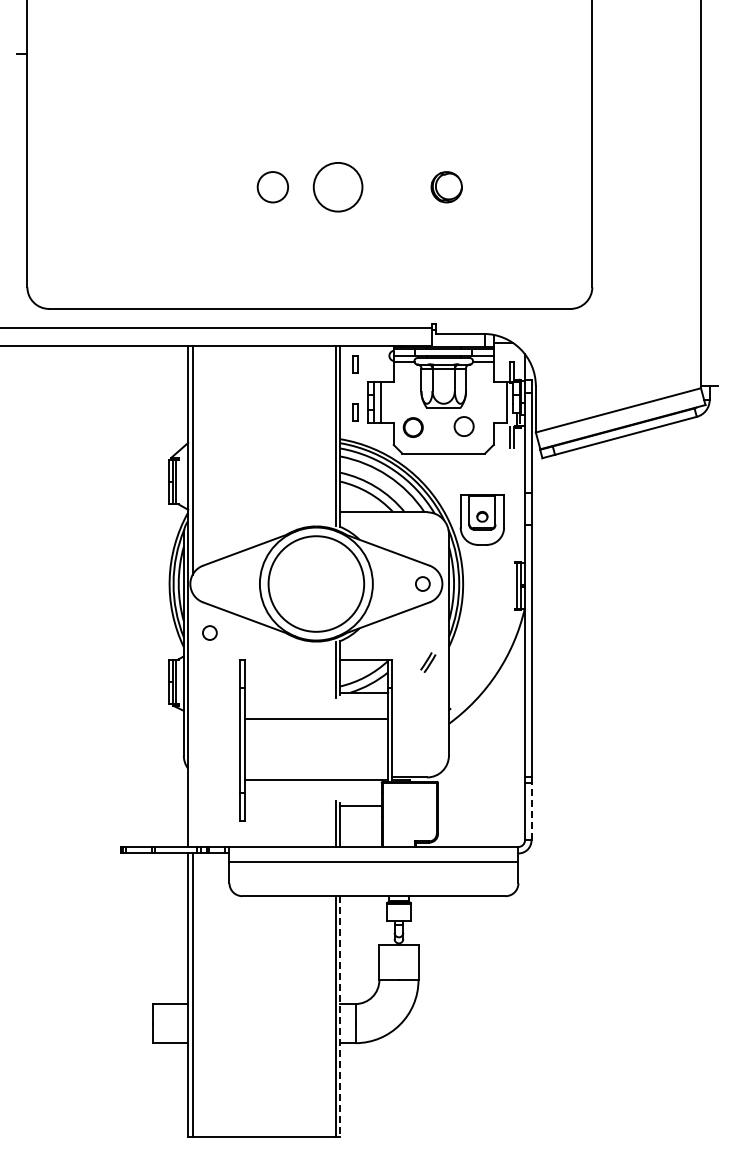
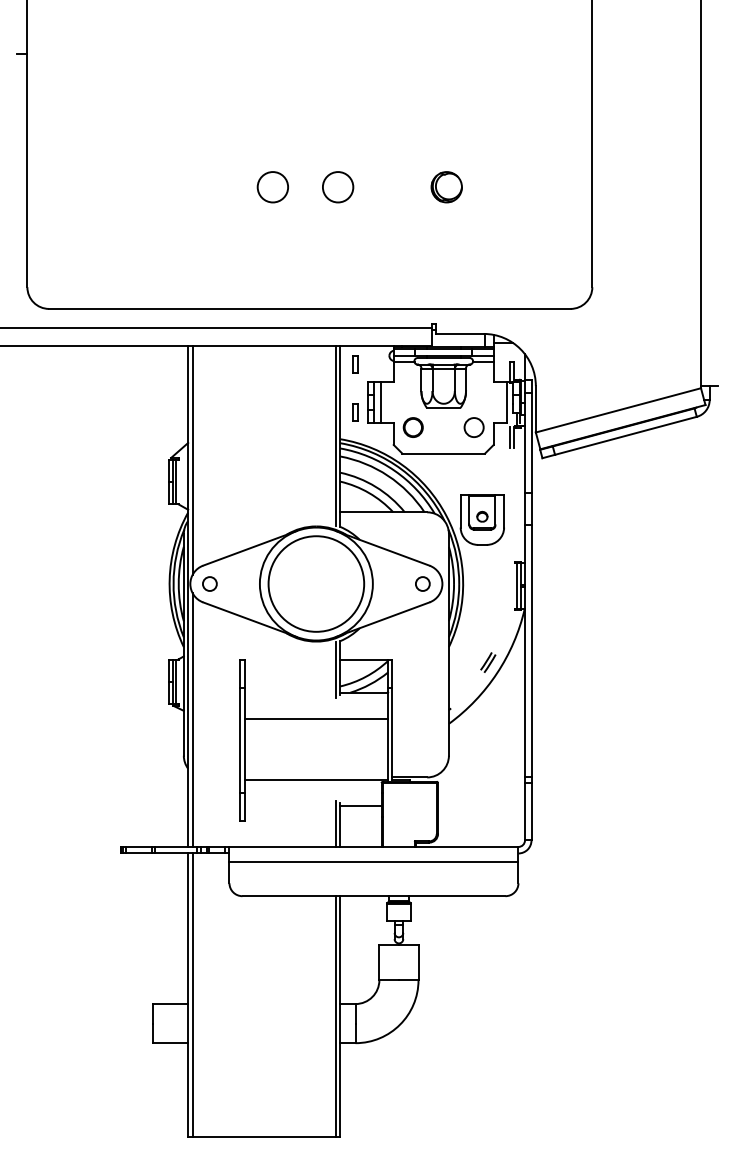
circle diameter: 49 px -> 30 px (337, 187)
circle position: (463, 426) -> (473, 427) (473, 427)
circle position: (209, 632) -> (209, 583) (209, 583)
part position: (428, 662) -> (488, 662) (488, 662)
line: none -> present (192, 719)
line: dashed -> solid (531, 811)
line: dashed -> solid (340, 1017)
